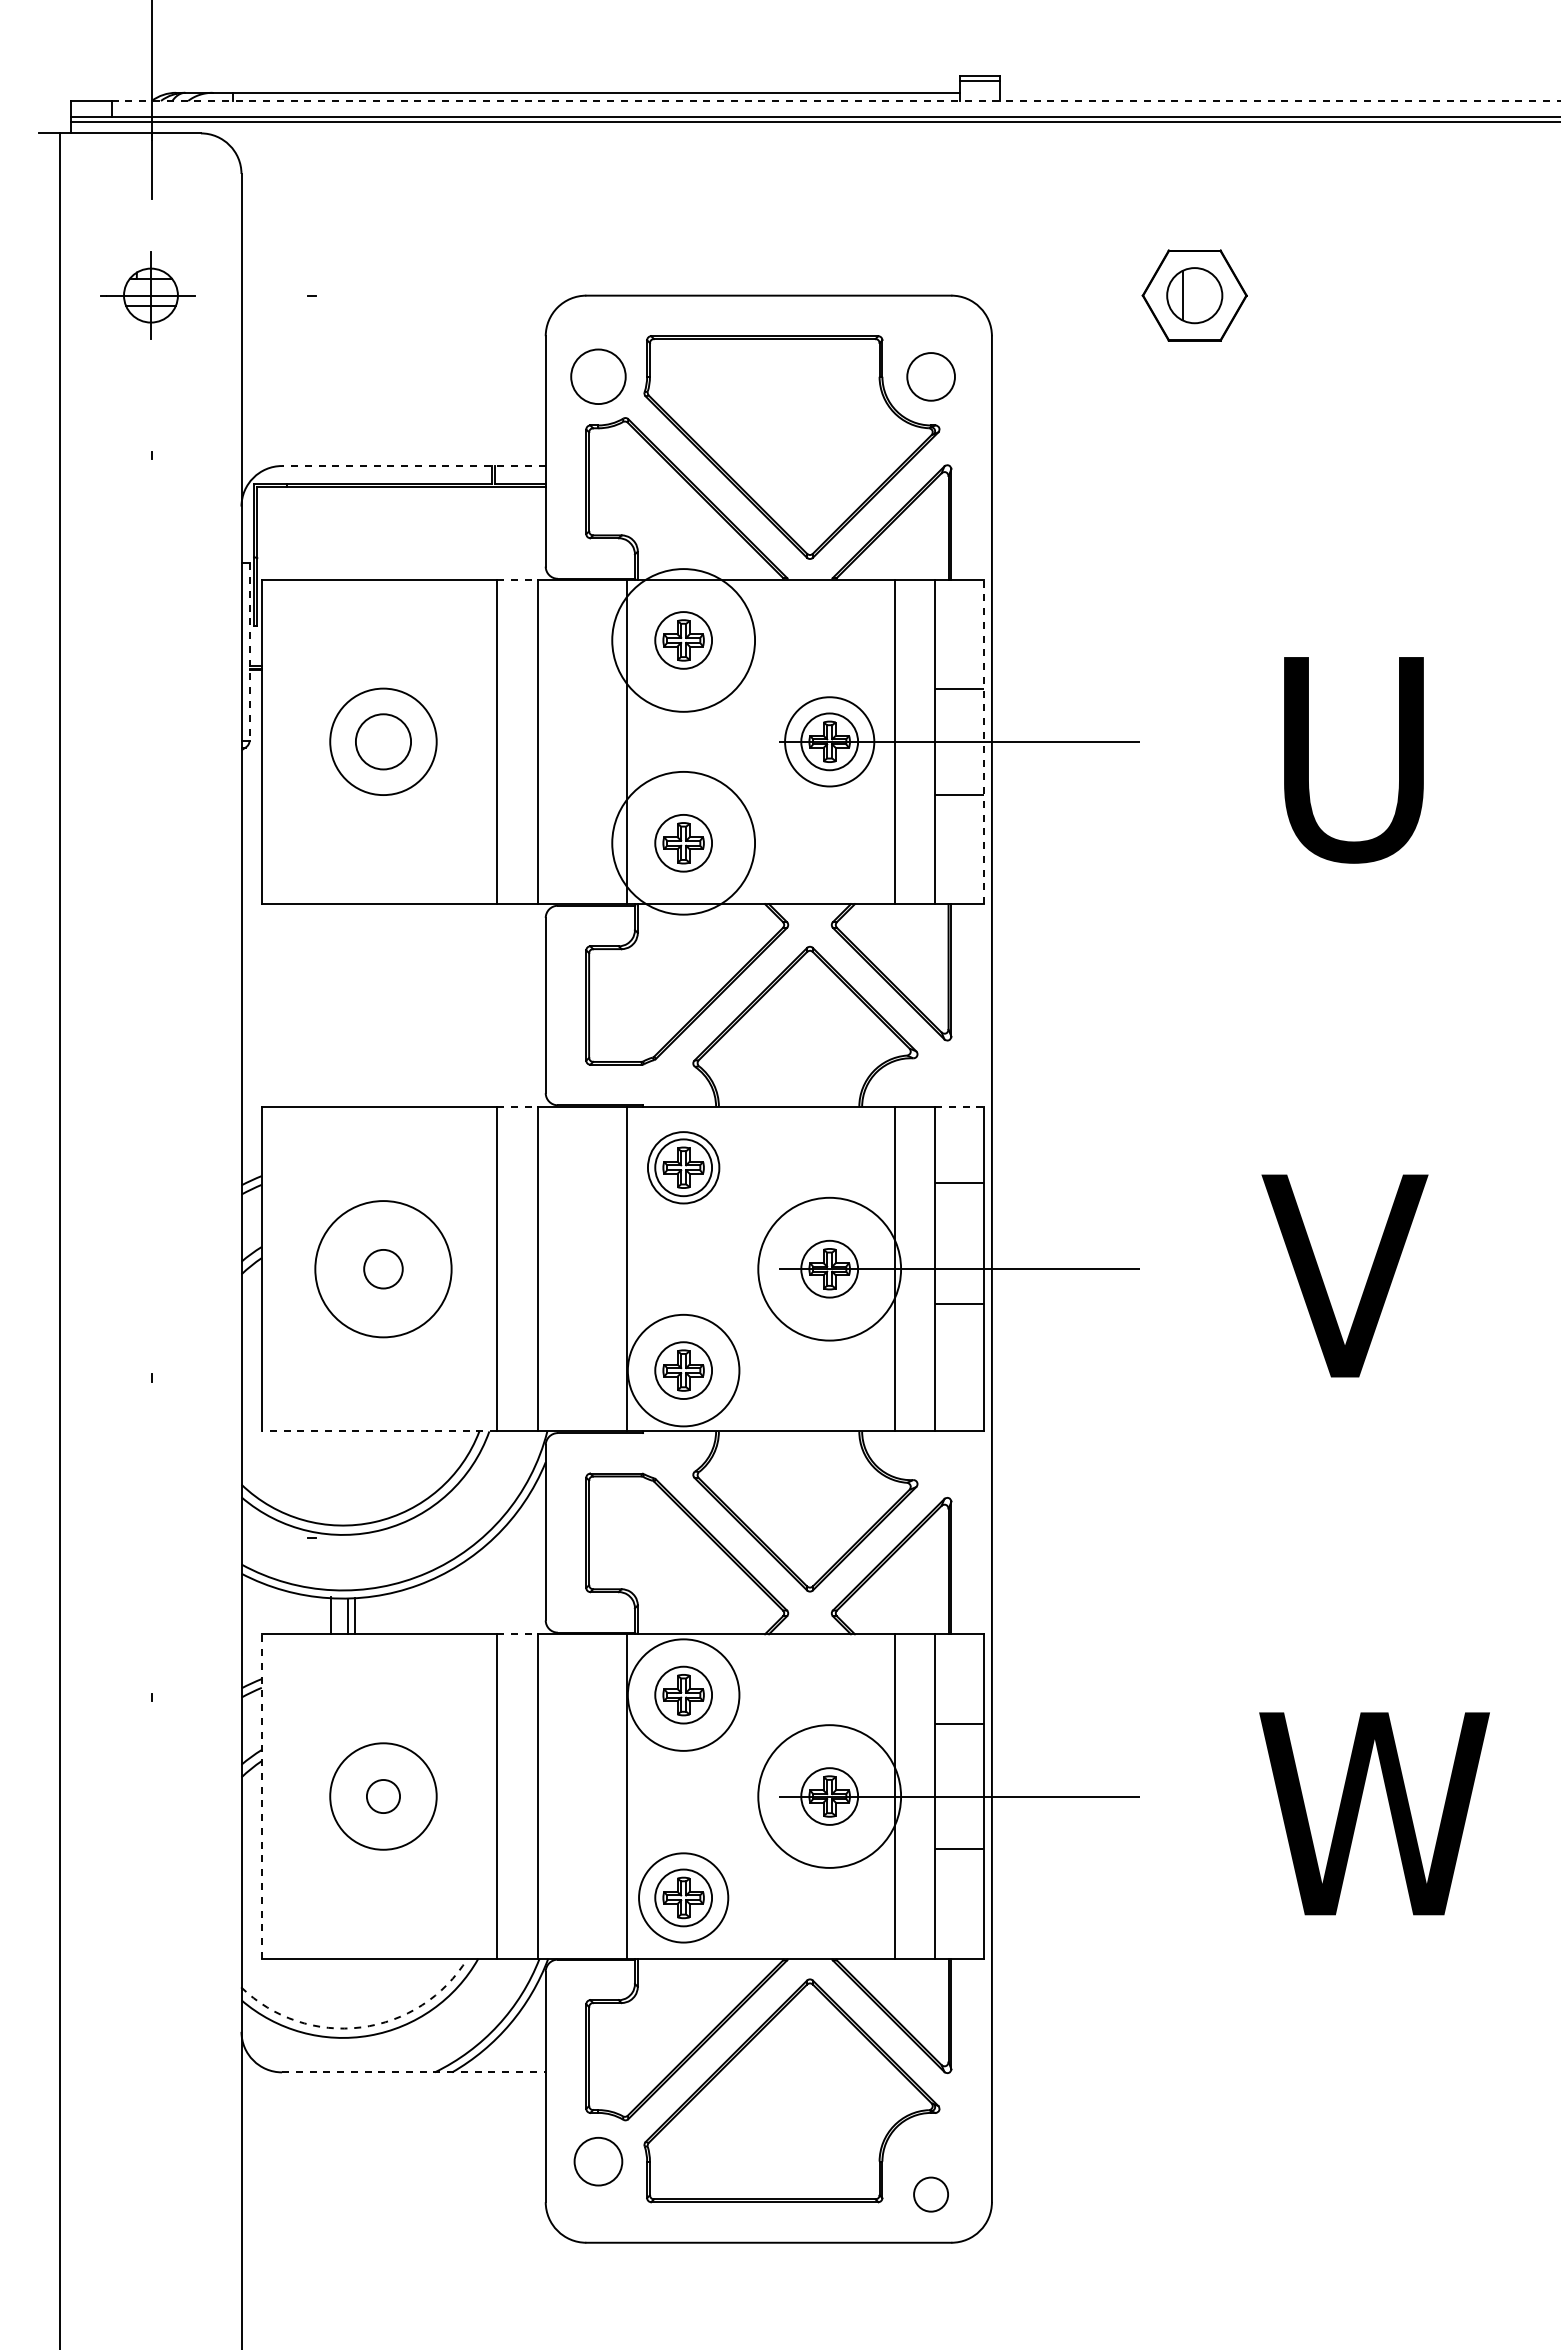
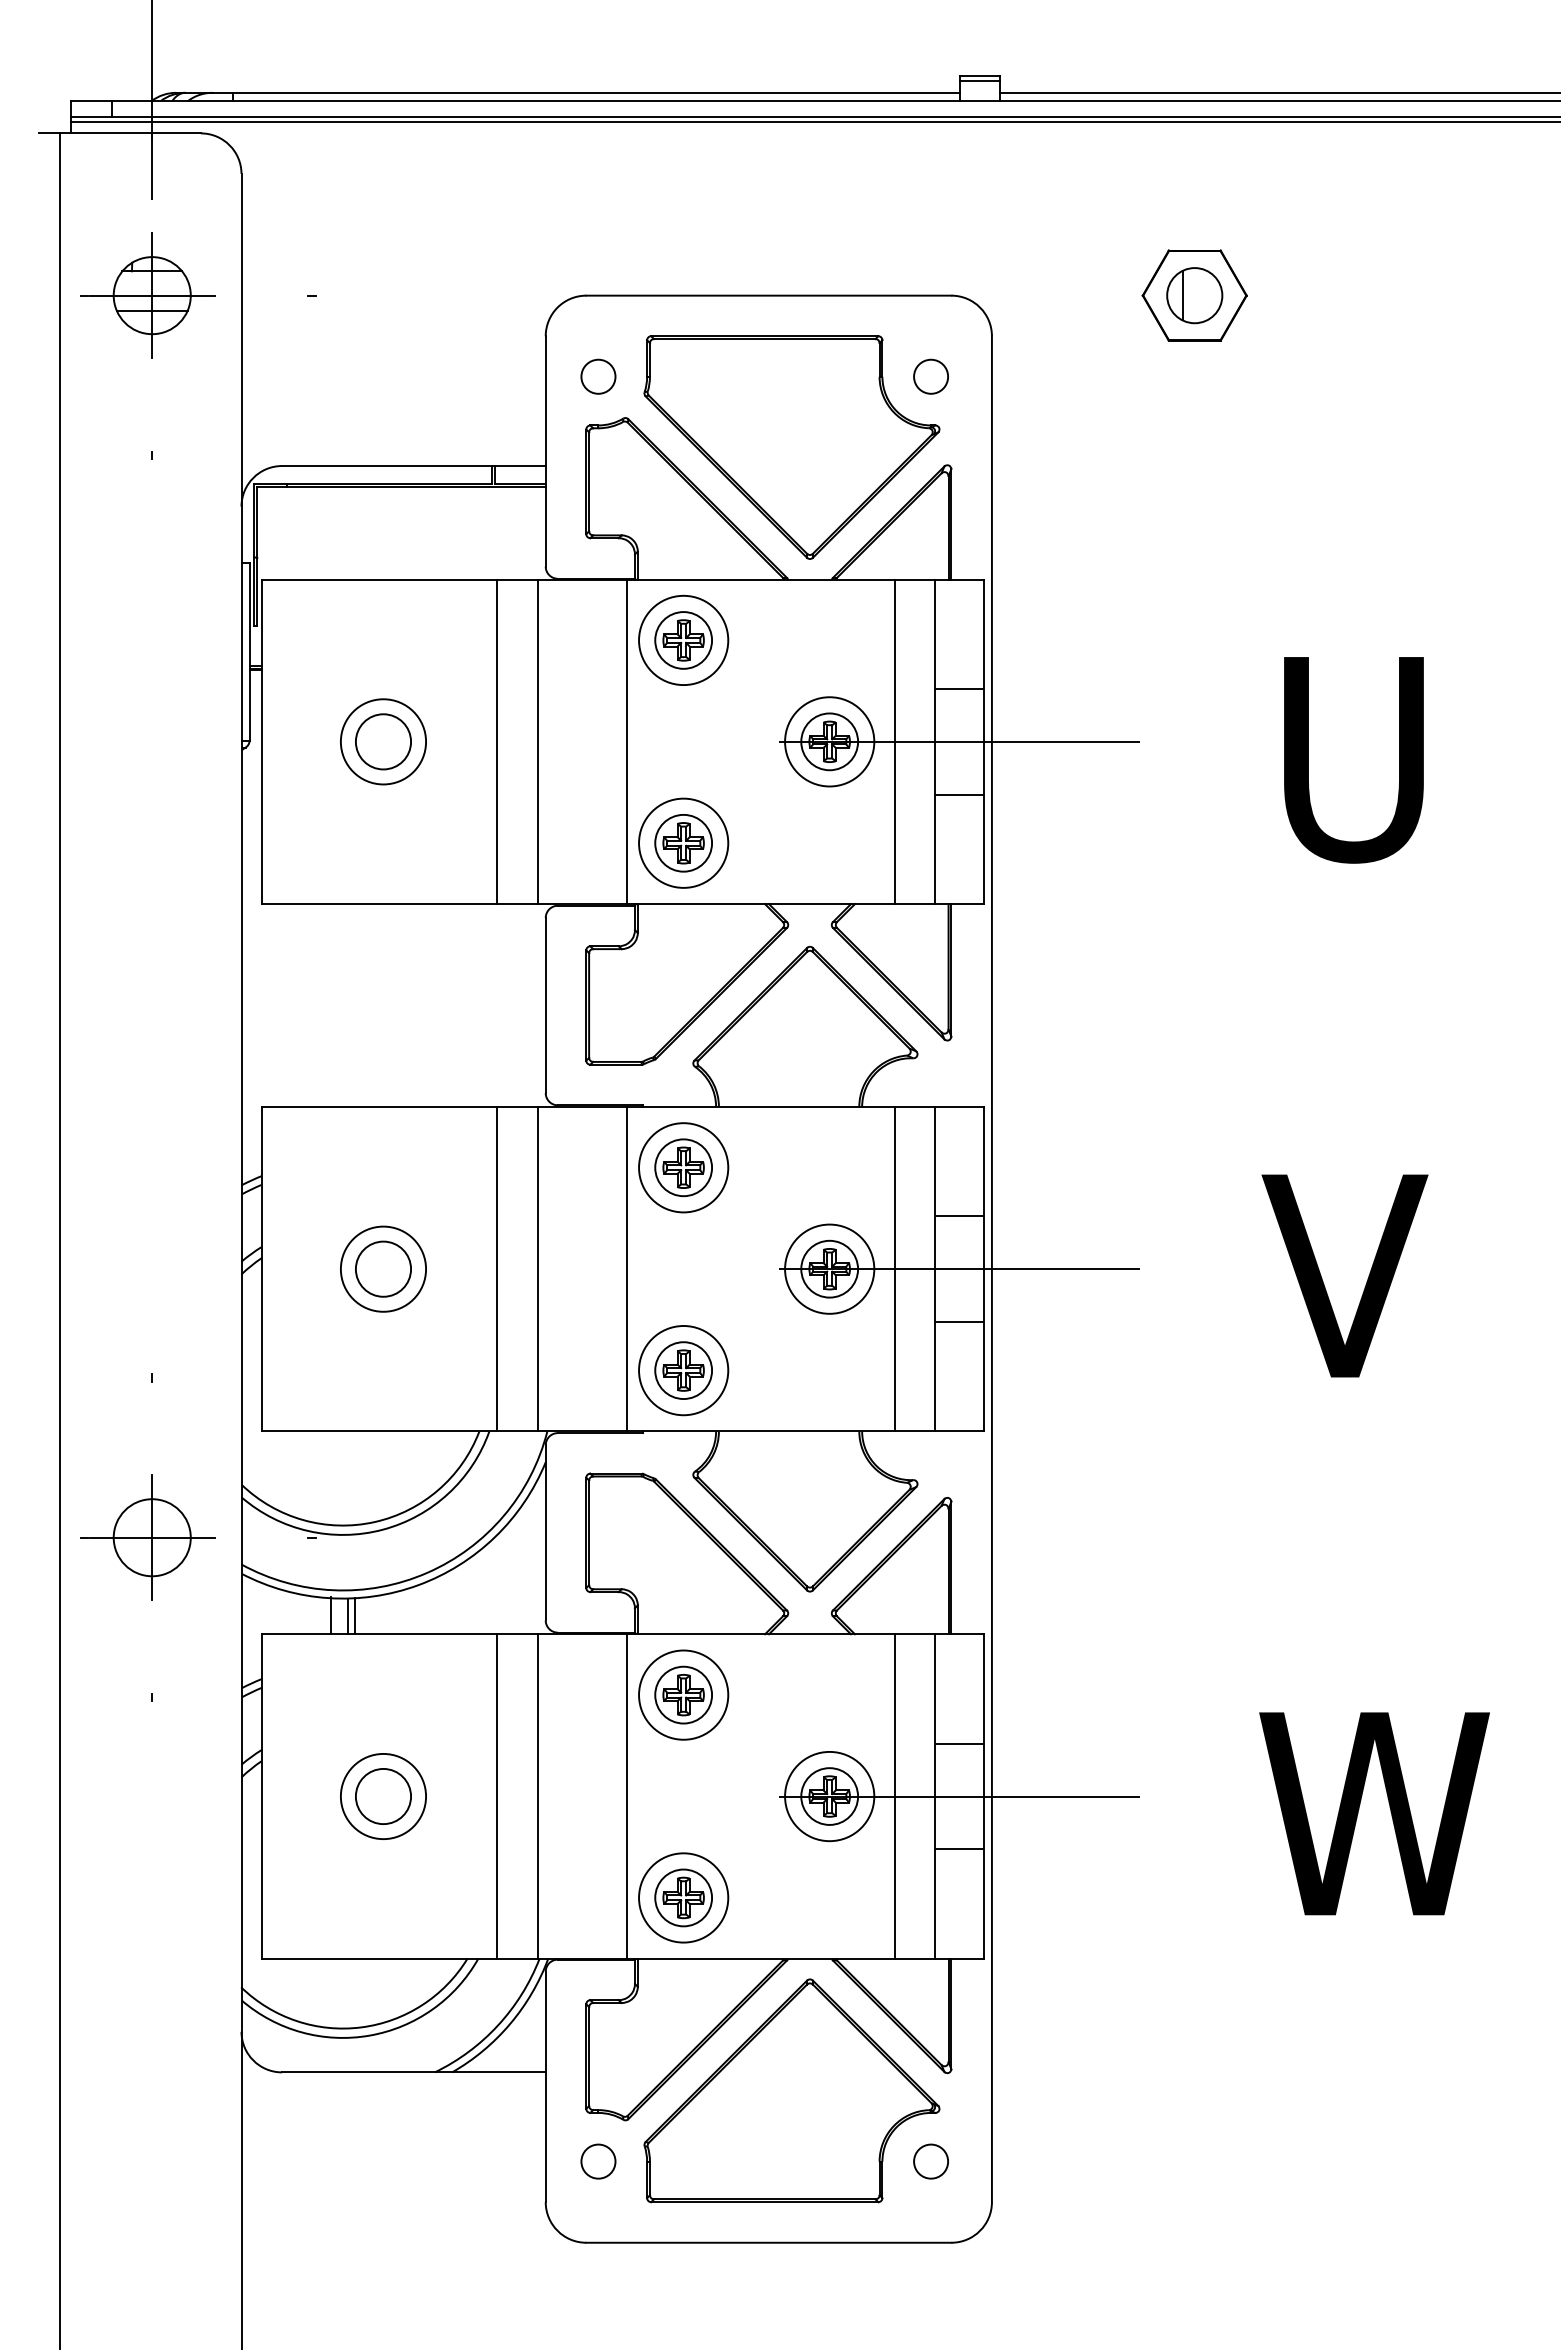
line: none -> present (1278, 92)
line: dashed -> solid (836, 100)
part size: 96x89 px -> 136x127 px (147, 295)
circle diameter: 55 px -> 34 px (598, 376)
circle size: 50x50 px -> 36x37 px (930, 376)
line: dashed -> solid (413, 466)
line: dashed -> solid (517, 579)
circle diameter: 143 px -> 89 px (683, 640)
line: dashed -> solid (249, 651)
circle diameter: 106 px -> 85 px (383, 741)
line: dashed -> solid (983, 741)
circle diameter: 143 px -> 89 px (683, 842)
line: dashed -> solid (517, 1106)
line: dashed -> solid (959, 1106)
circle diameter: 71 px -> 89 px (683, 1167)
line position: (959, 1183) -> (959, 1216) (959, 1216)
circle diameter: 39 px -> 55 px (383, 1268)
circle diameter: 143 px -> 89 px (829, 1268)
circle diameter: 136 px -> 85 px (383, 1268)
line position: (959, 1303) -> (959, 1321) (959, 1321)
circle diameter: 112 px -> 89 px (683, 1370)
line: dashed -> solid (379, 1431)
part: none -> present (147, 1537)
line: dashed -> solid (517, 1634)
circle diameter: 112 px -> 89 px (683, 1694)
line position: (959, 1723) -> (959, 1743) (959, 1743)
line: dashed -> solid (261, 1796)
circle diameter: 106 px -> 85 px (383, 1796)
circle diameter: 33 px -> 55 px (383, 1796)
circle diameter: 143 px -> 89 px (829, 1796)
arc: dashed -> solid (361, 2027)
line: dashed -> solid (413, 2072)
circle size: 51x51 px -> 37x37 px (598, 2161)
circle position: (930, 2194) -> (930, 2161) (930, 2161)
